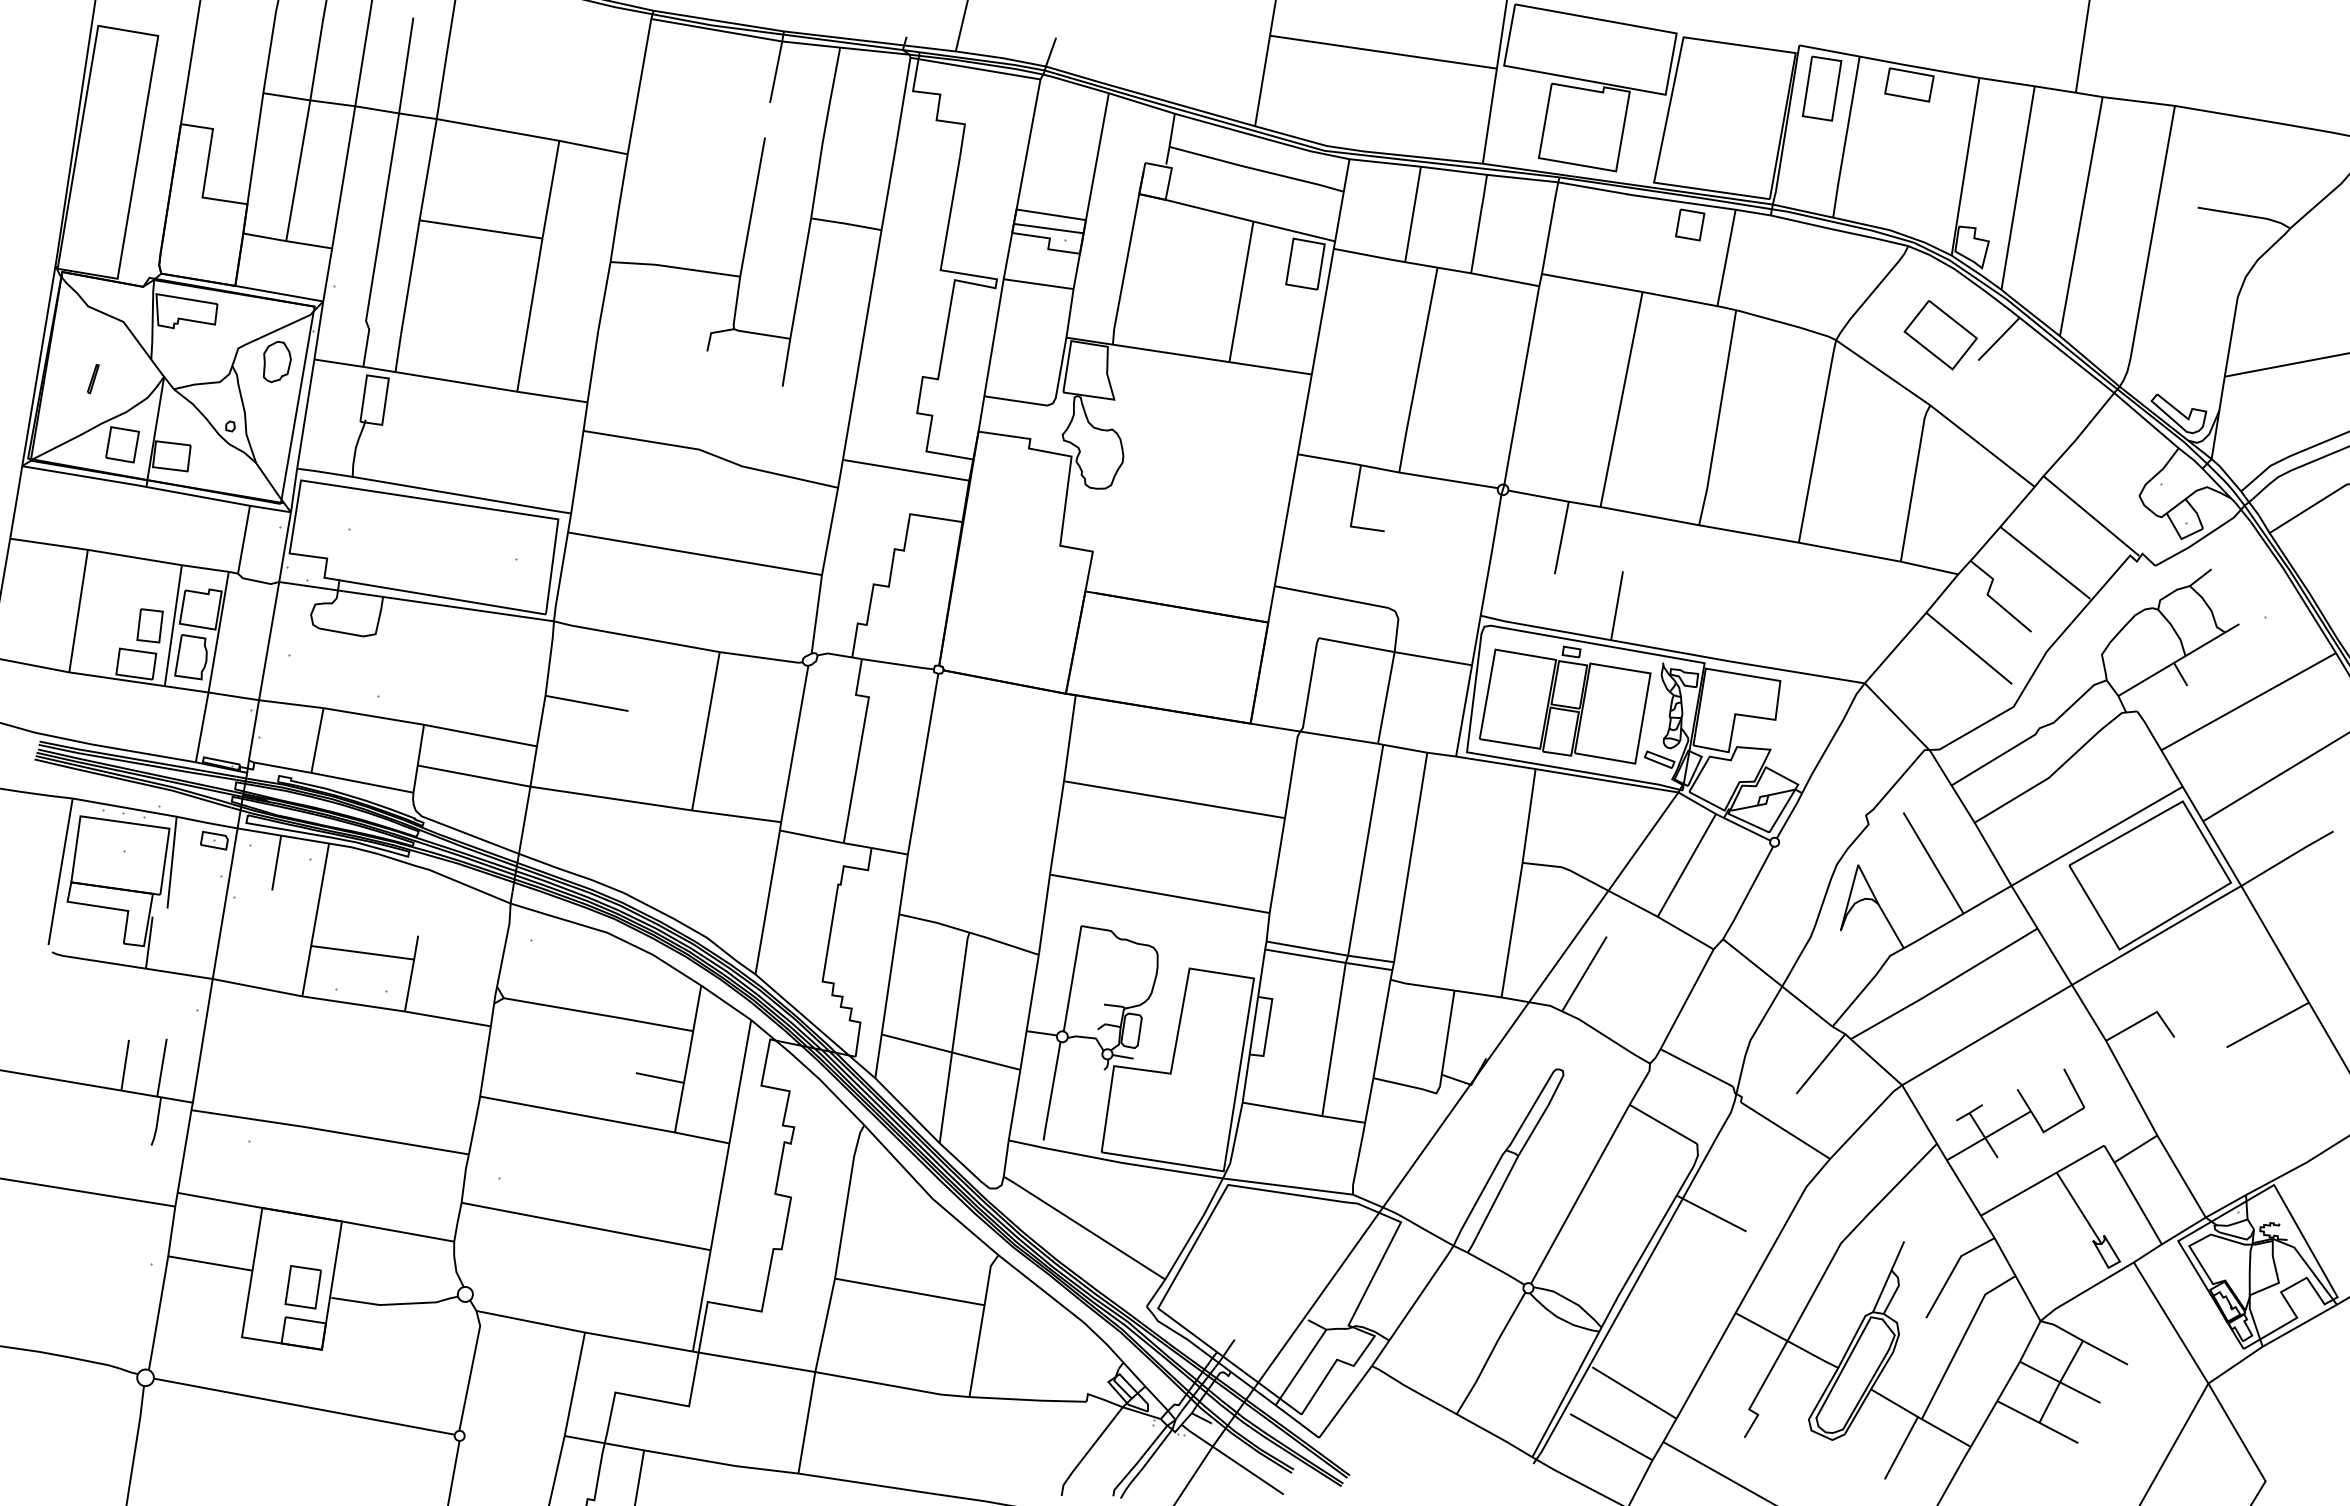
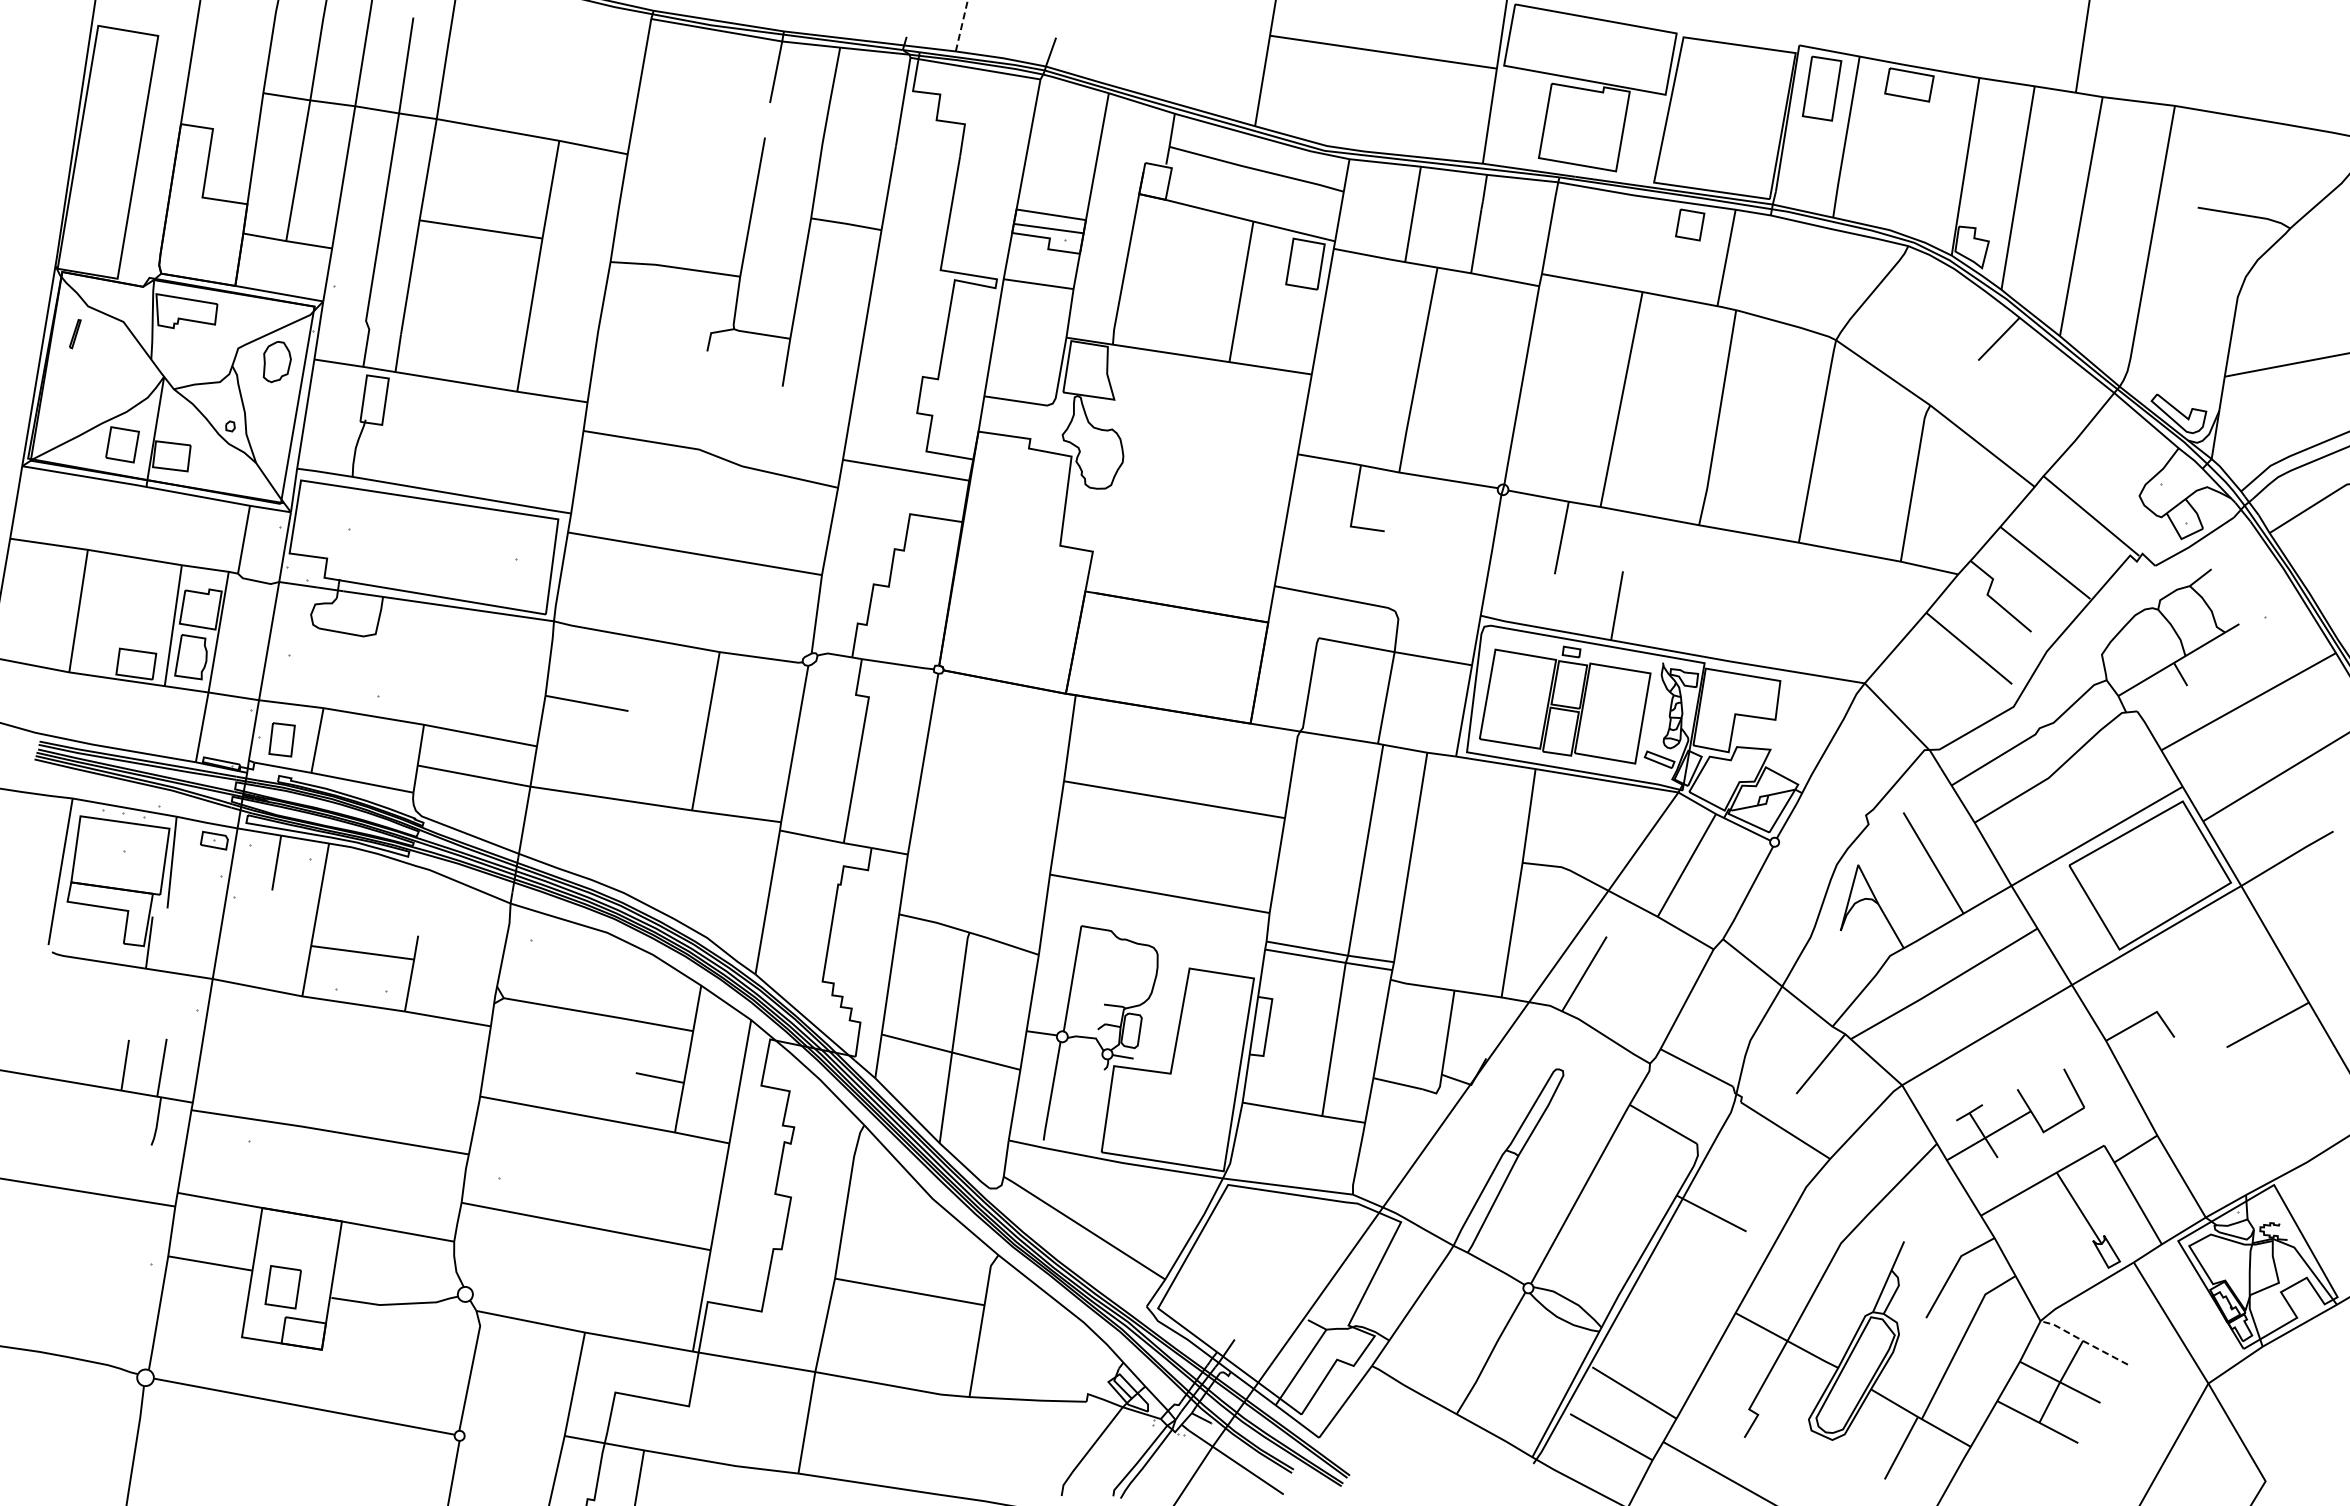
line: solid -> dashed (961, 25)
part: present -> none (1940, 335)
part position: (93, 379) -> (75, 334) (75, 334)
part position: (149, 625) -> (281, 739) (281, 739)
part position: (302, 1287) -> (282, 1287) (282, 1287)
line: solid -> dashed (2083, 1340)
